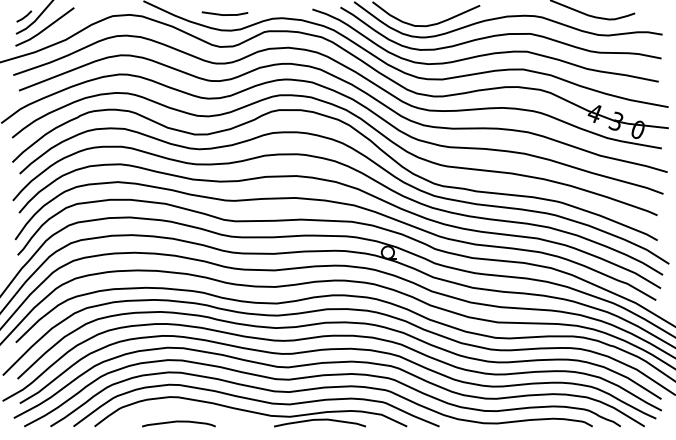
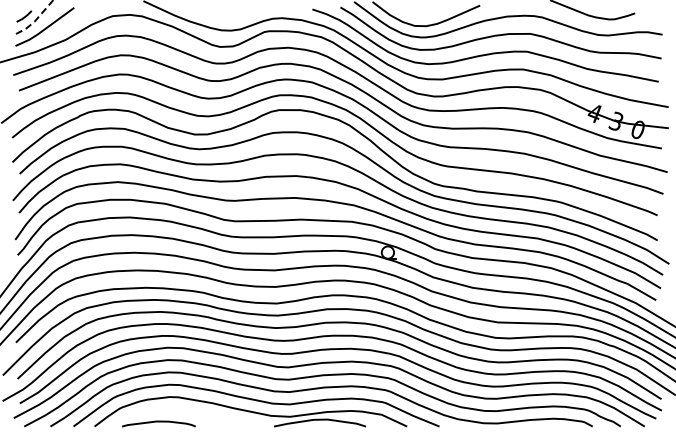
line: present -> none (224, 14)
line: solid -> dashed (35, 20)
curve position: (178, 422) -> (158, 422) (158, 422)
